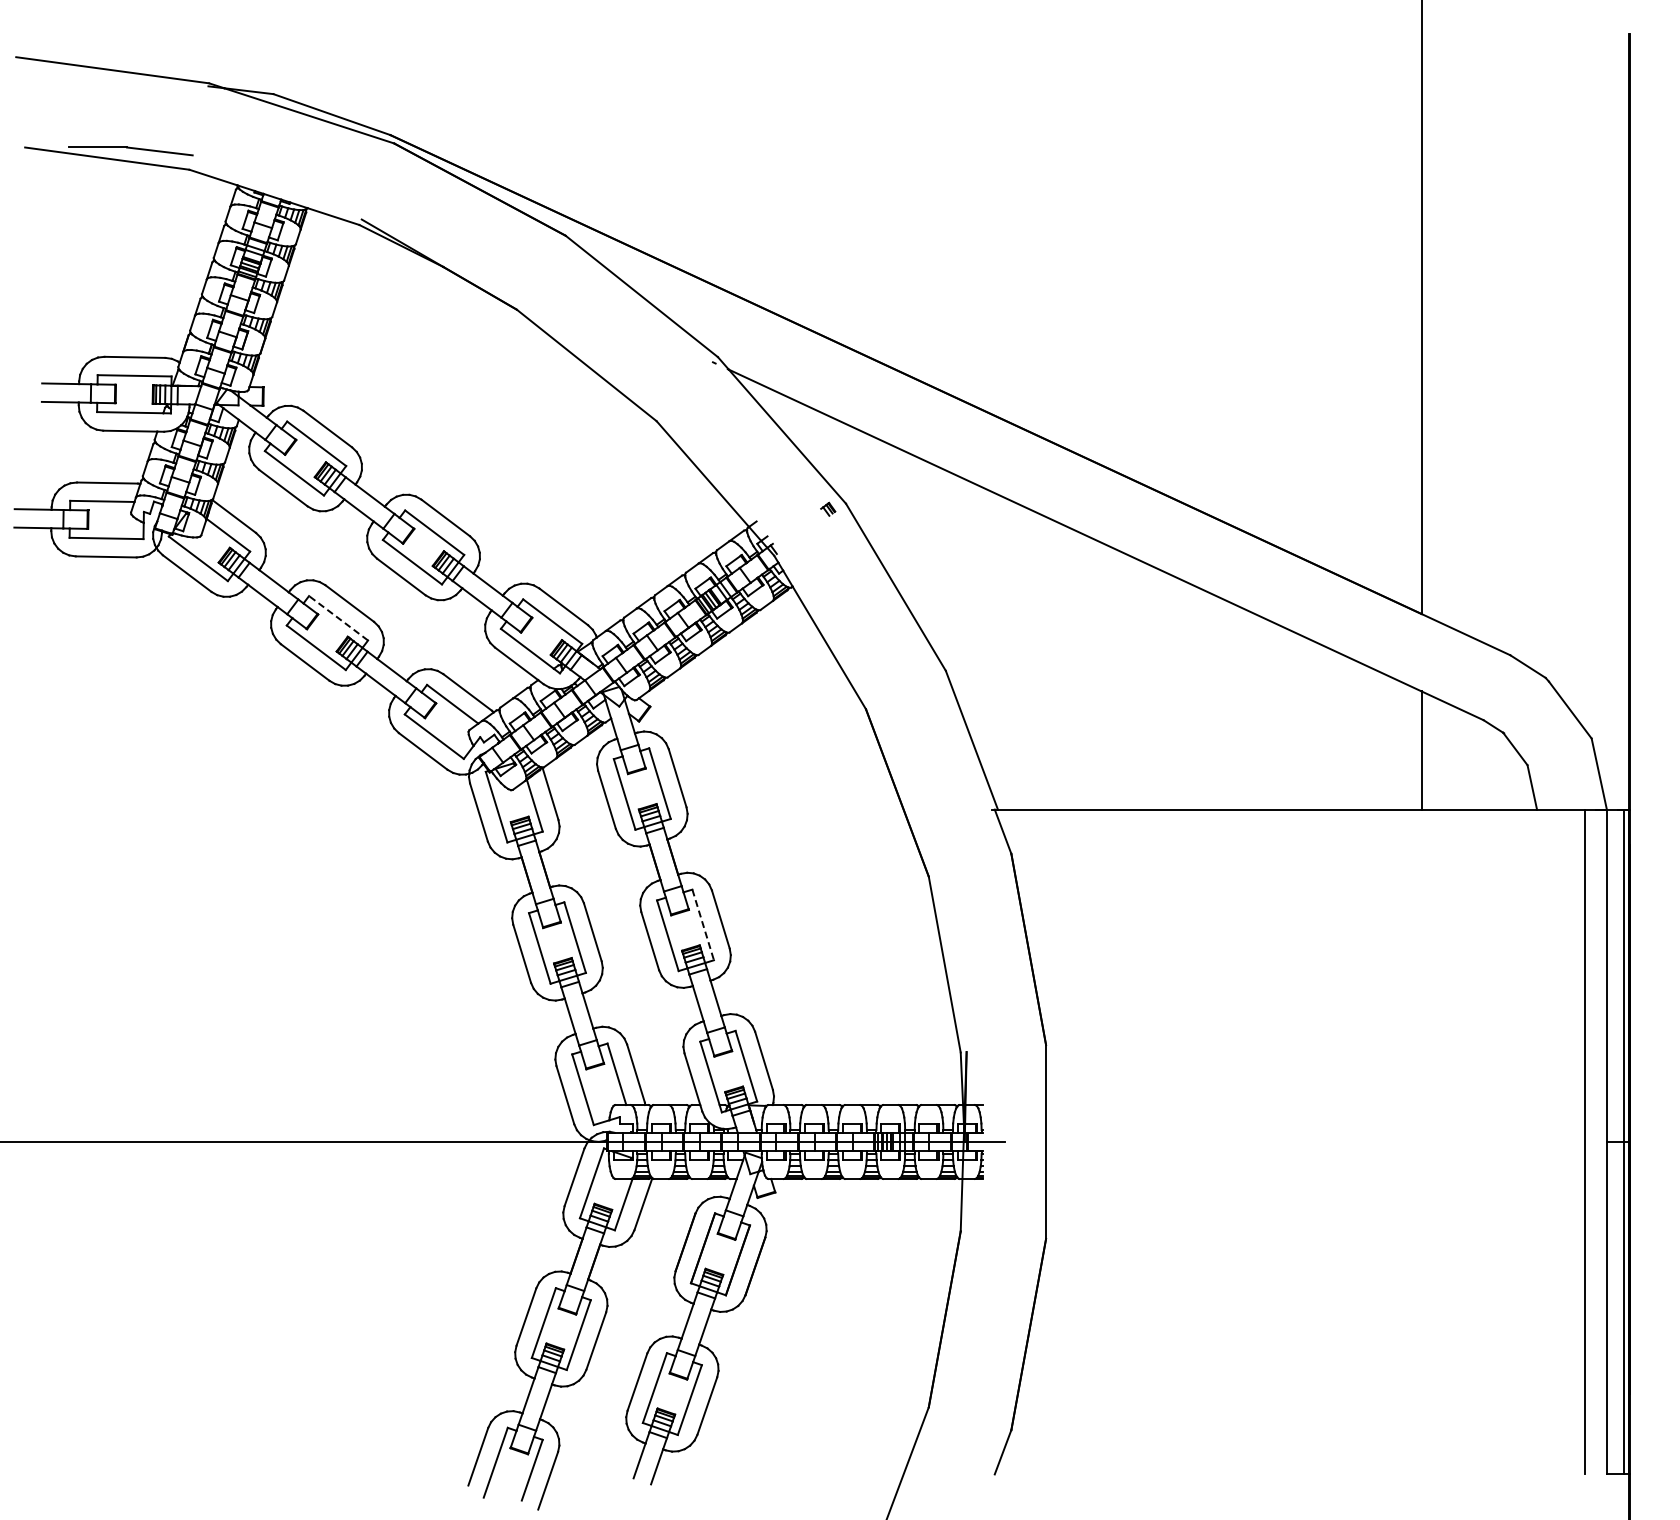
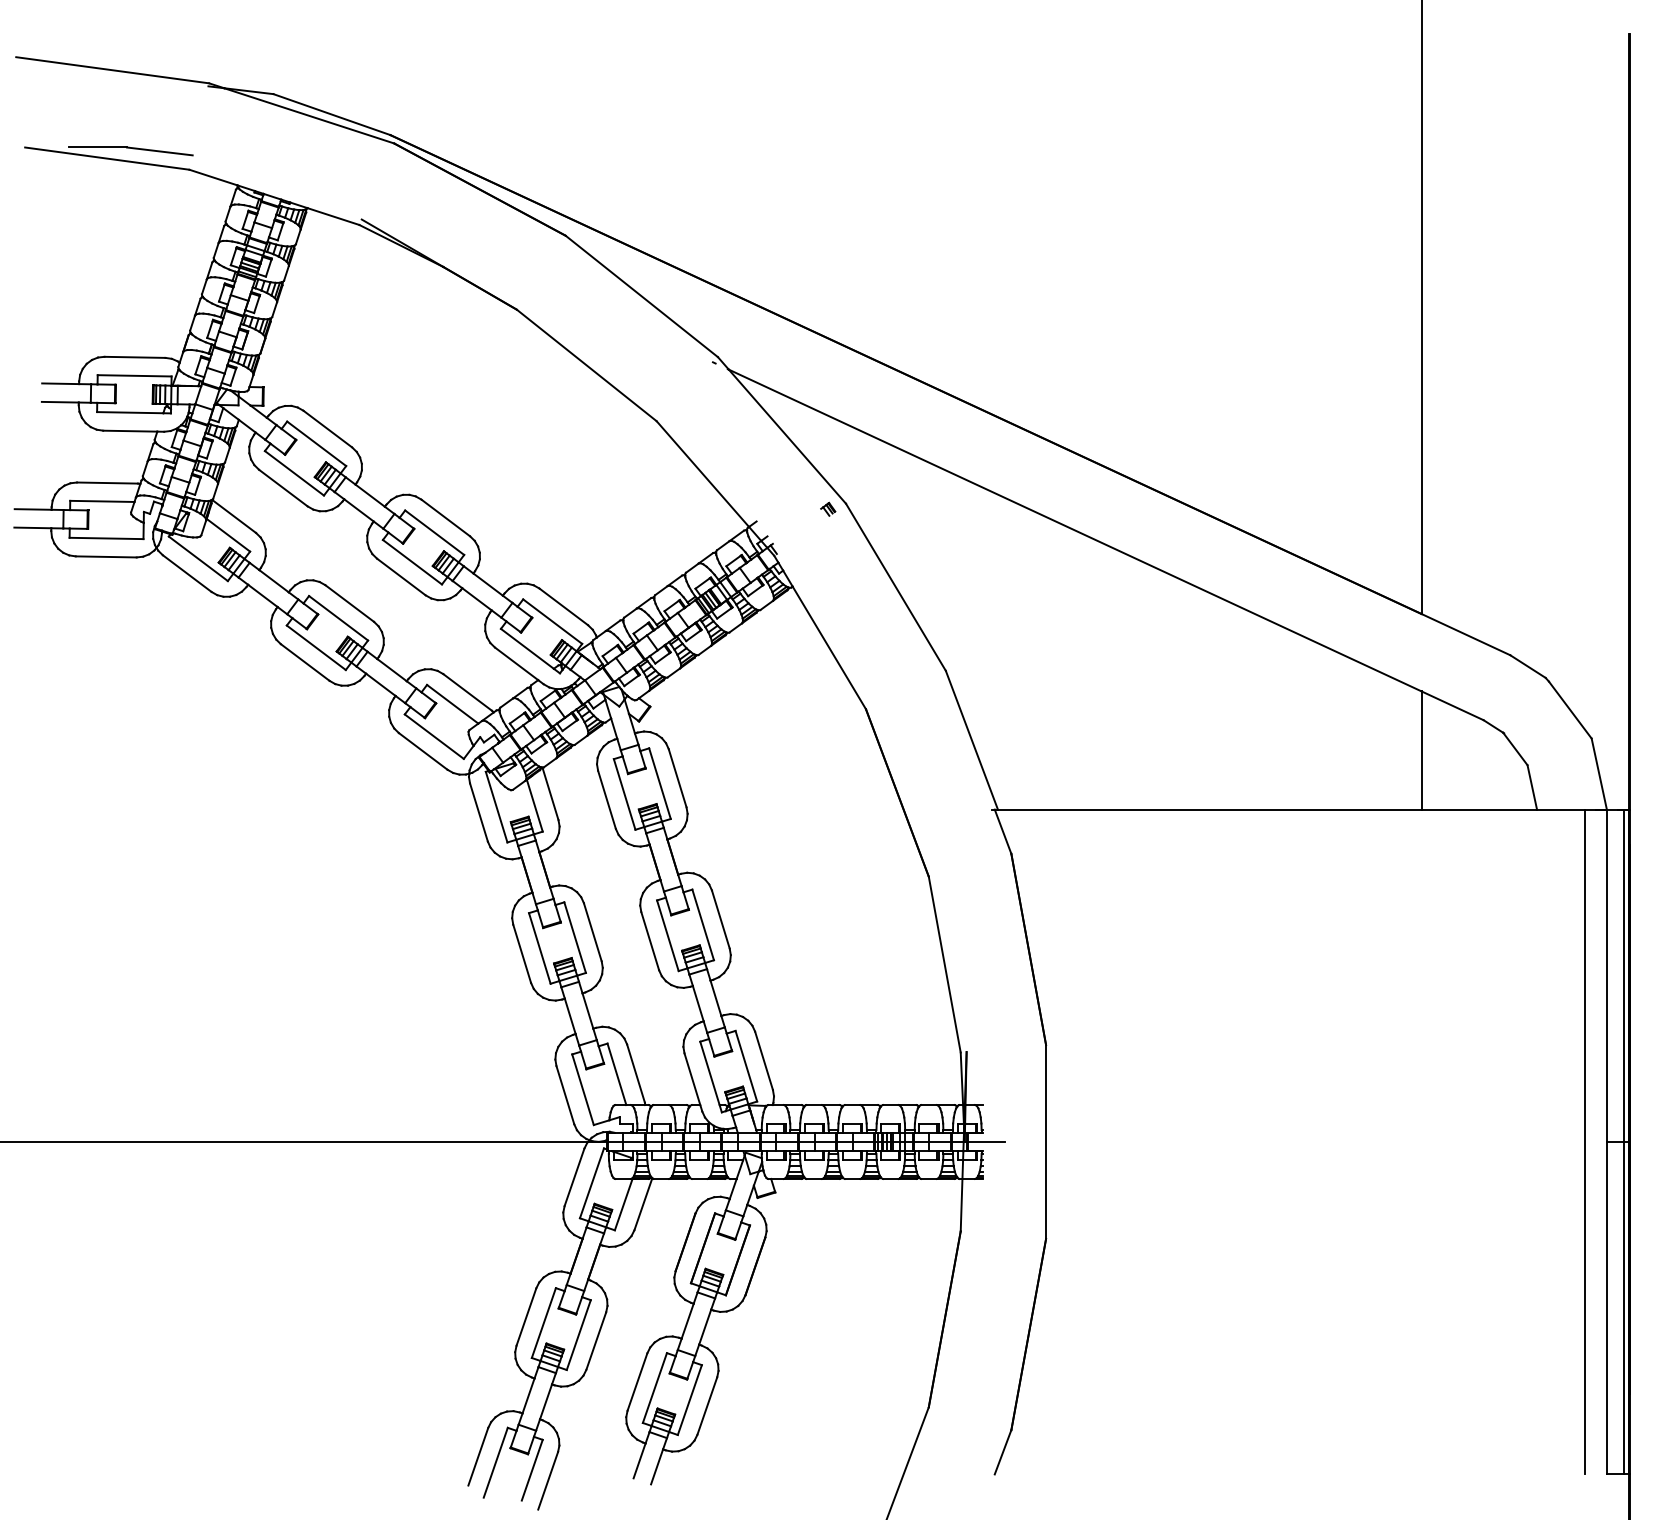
line: dashed -> solid (338, 618)
line: dashed -> solid (703, 924)
